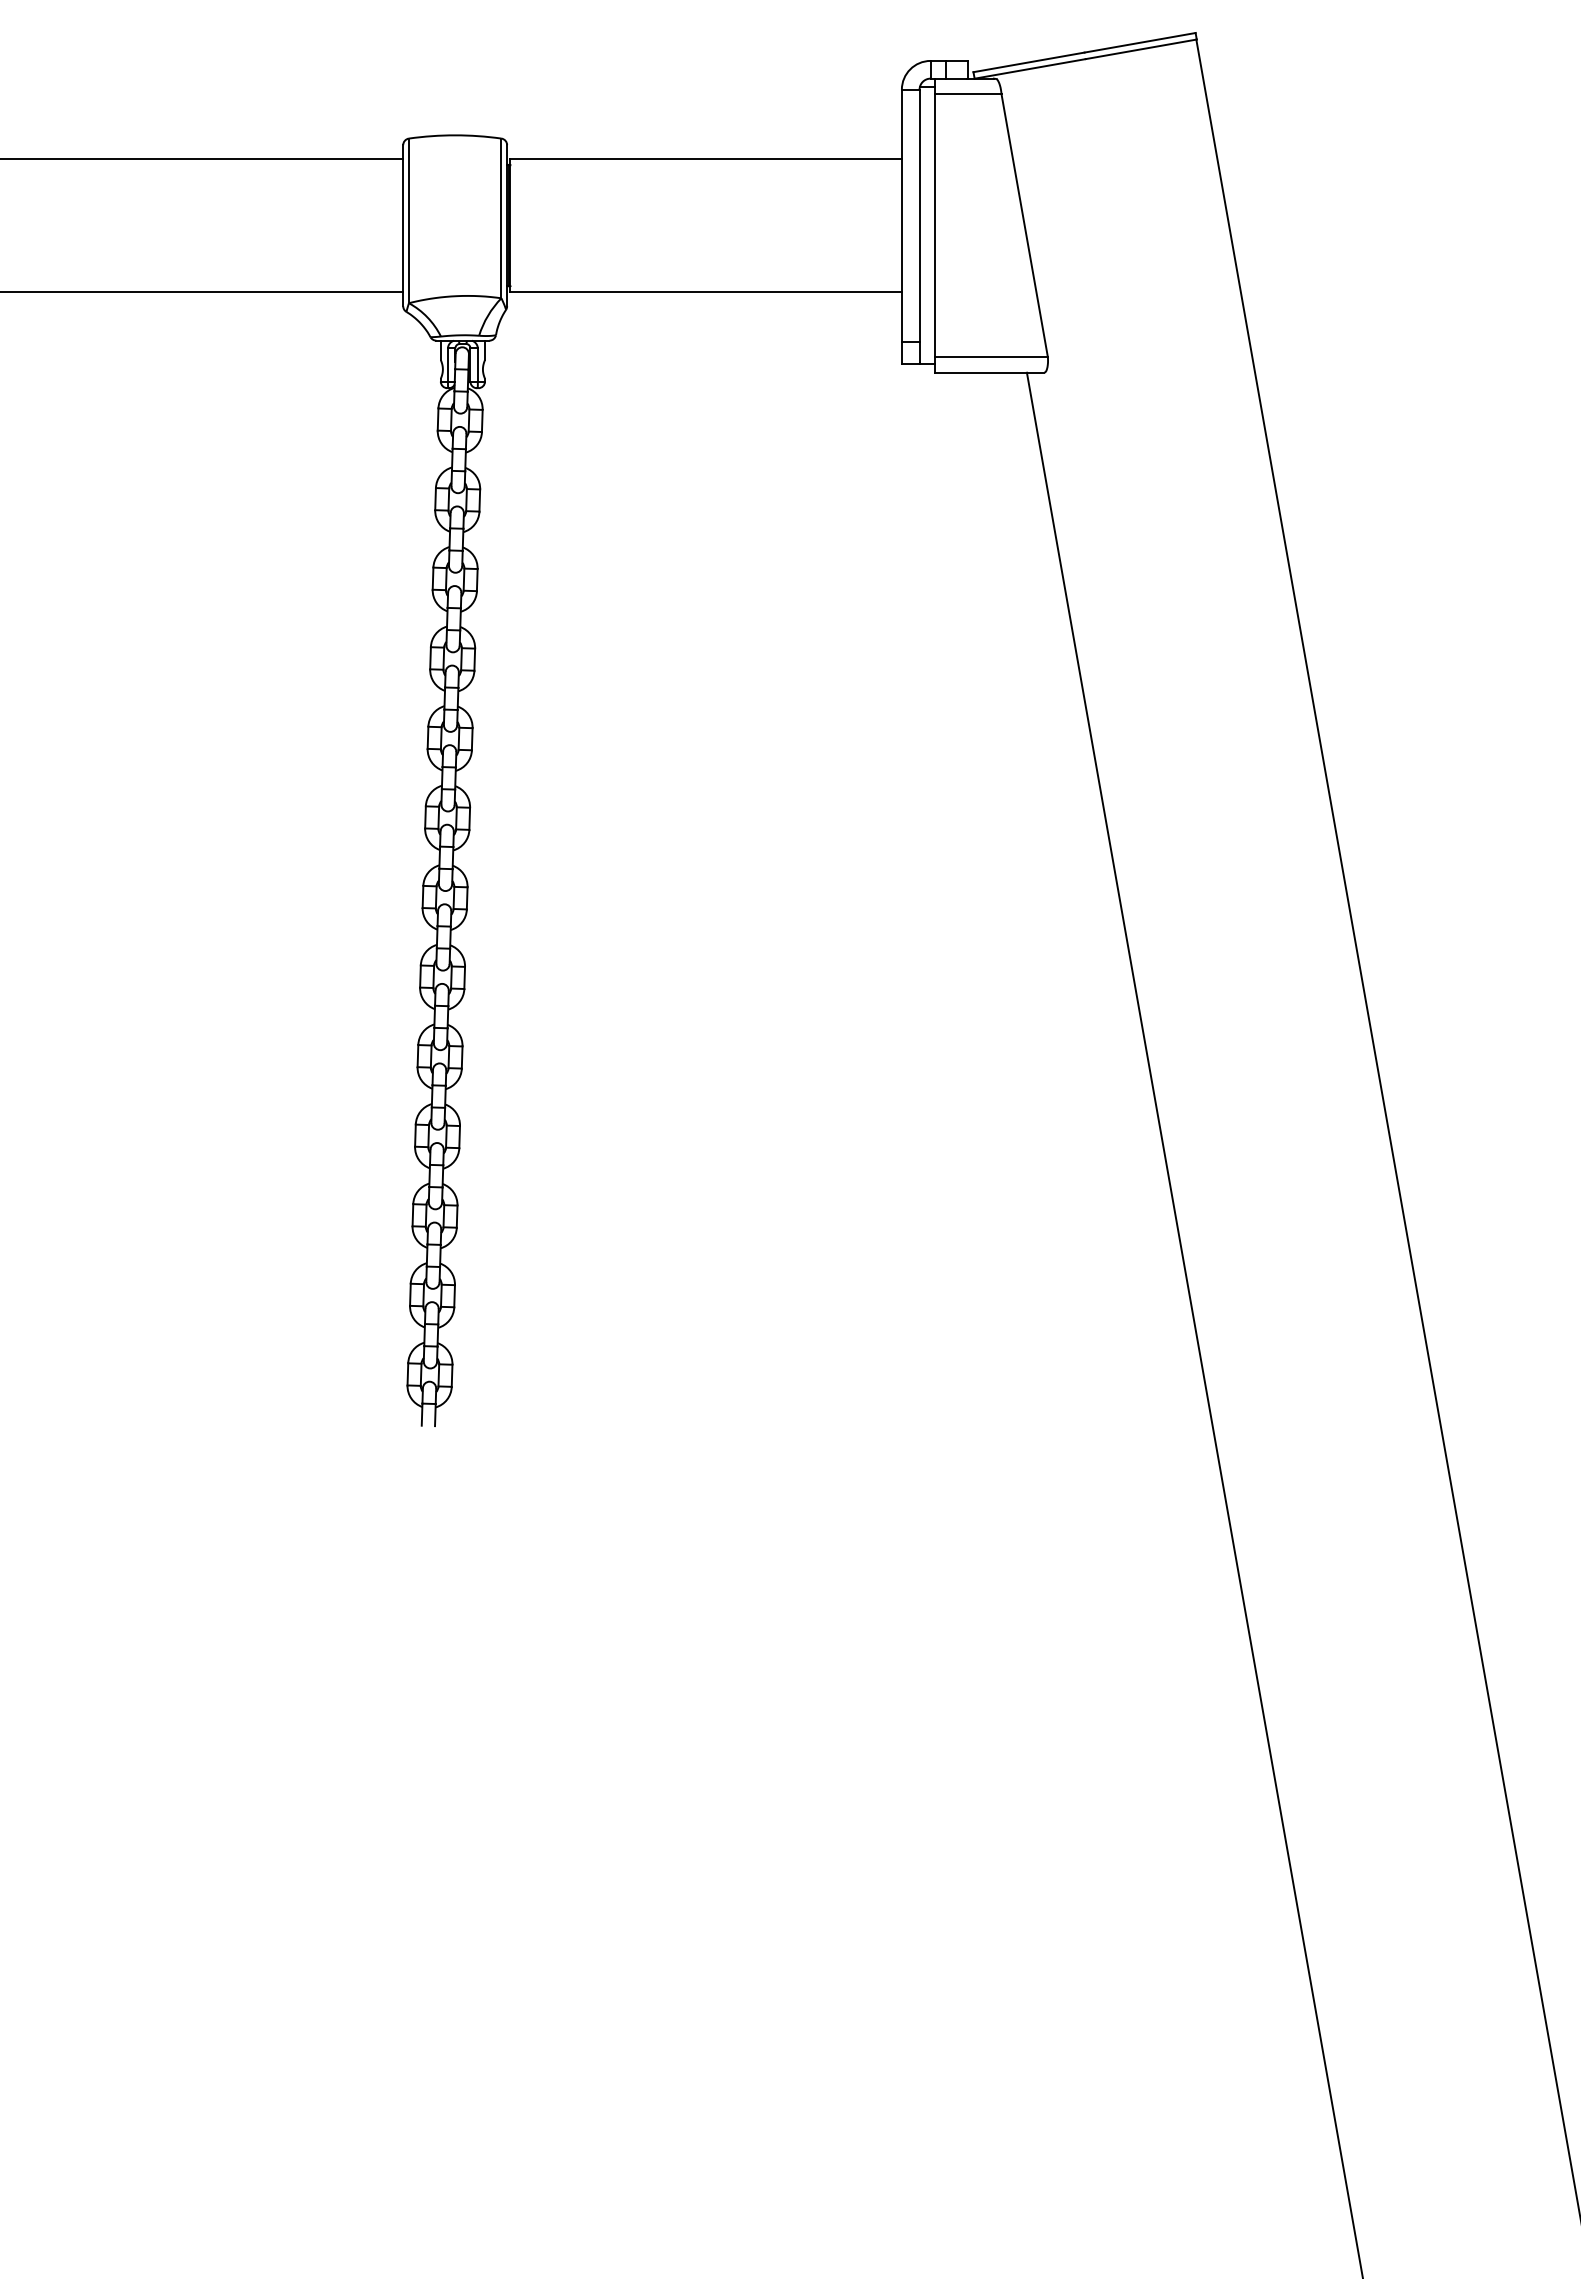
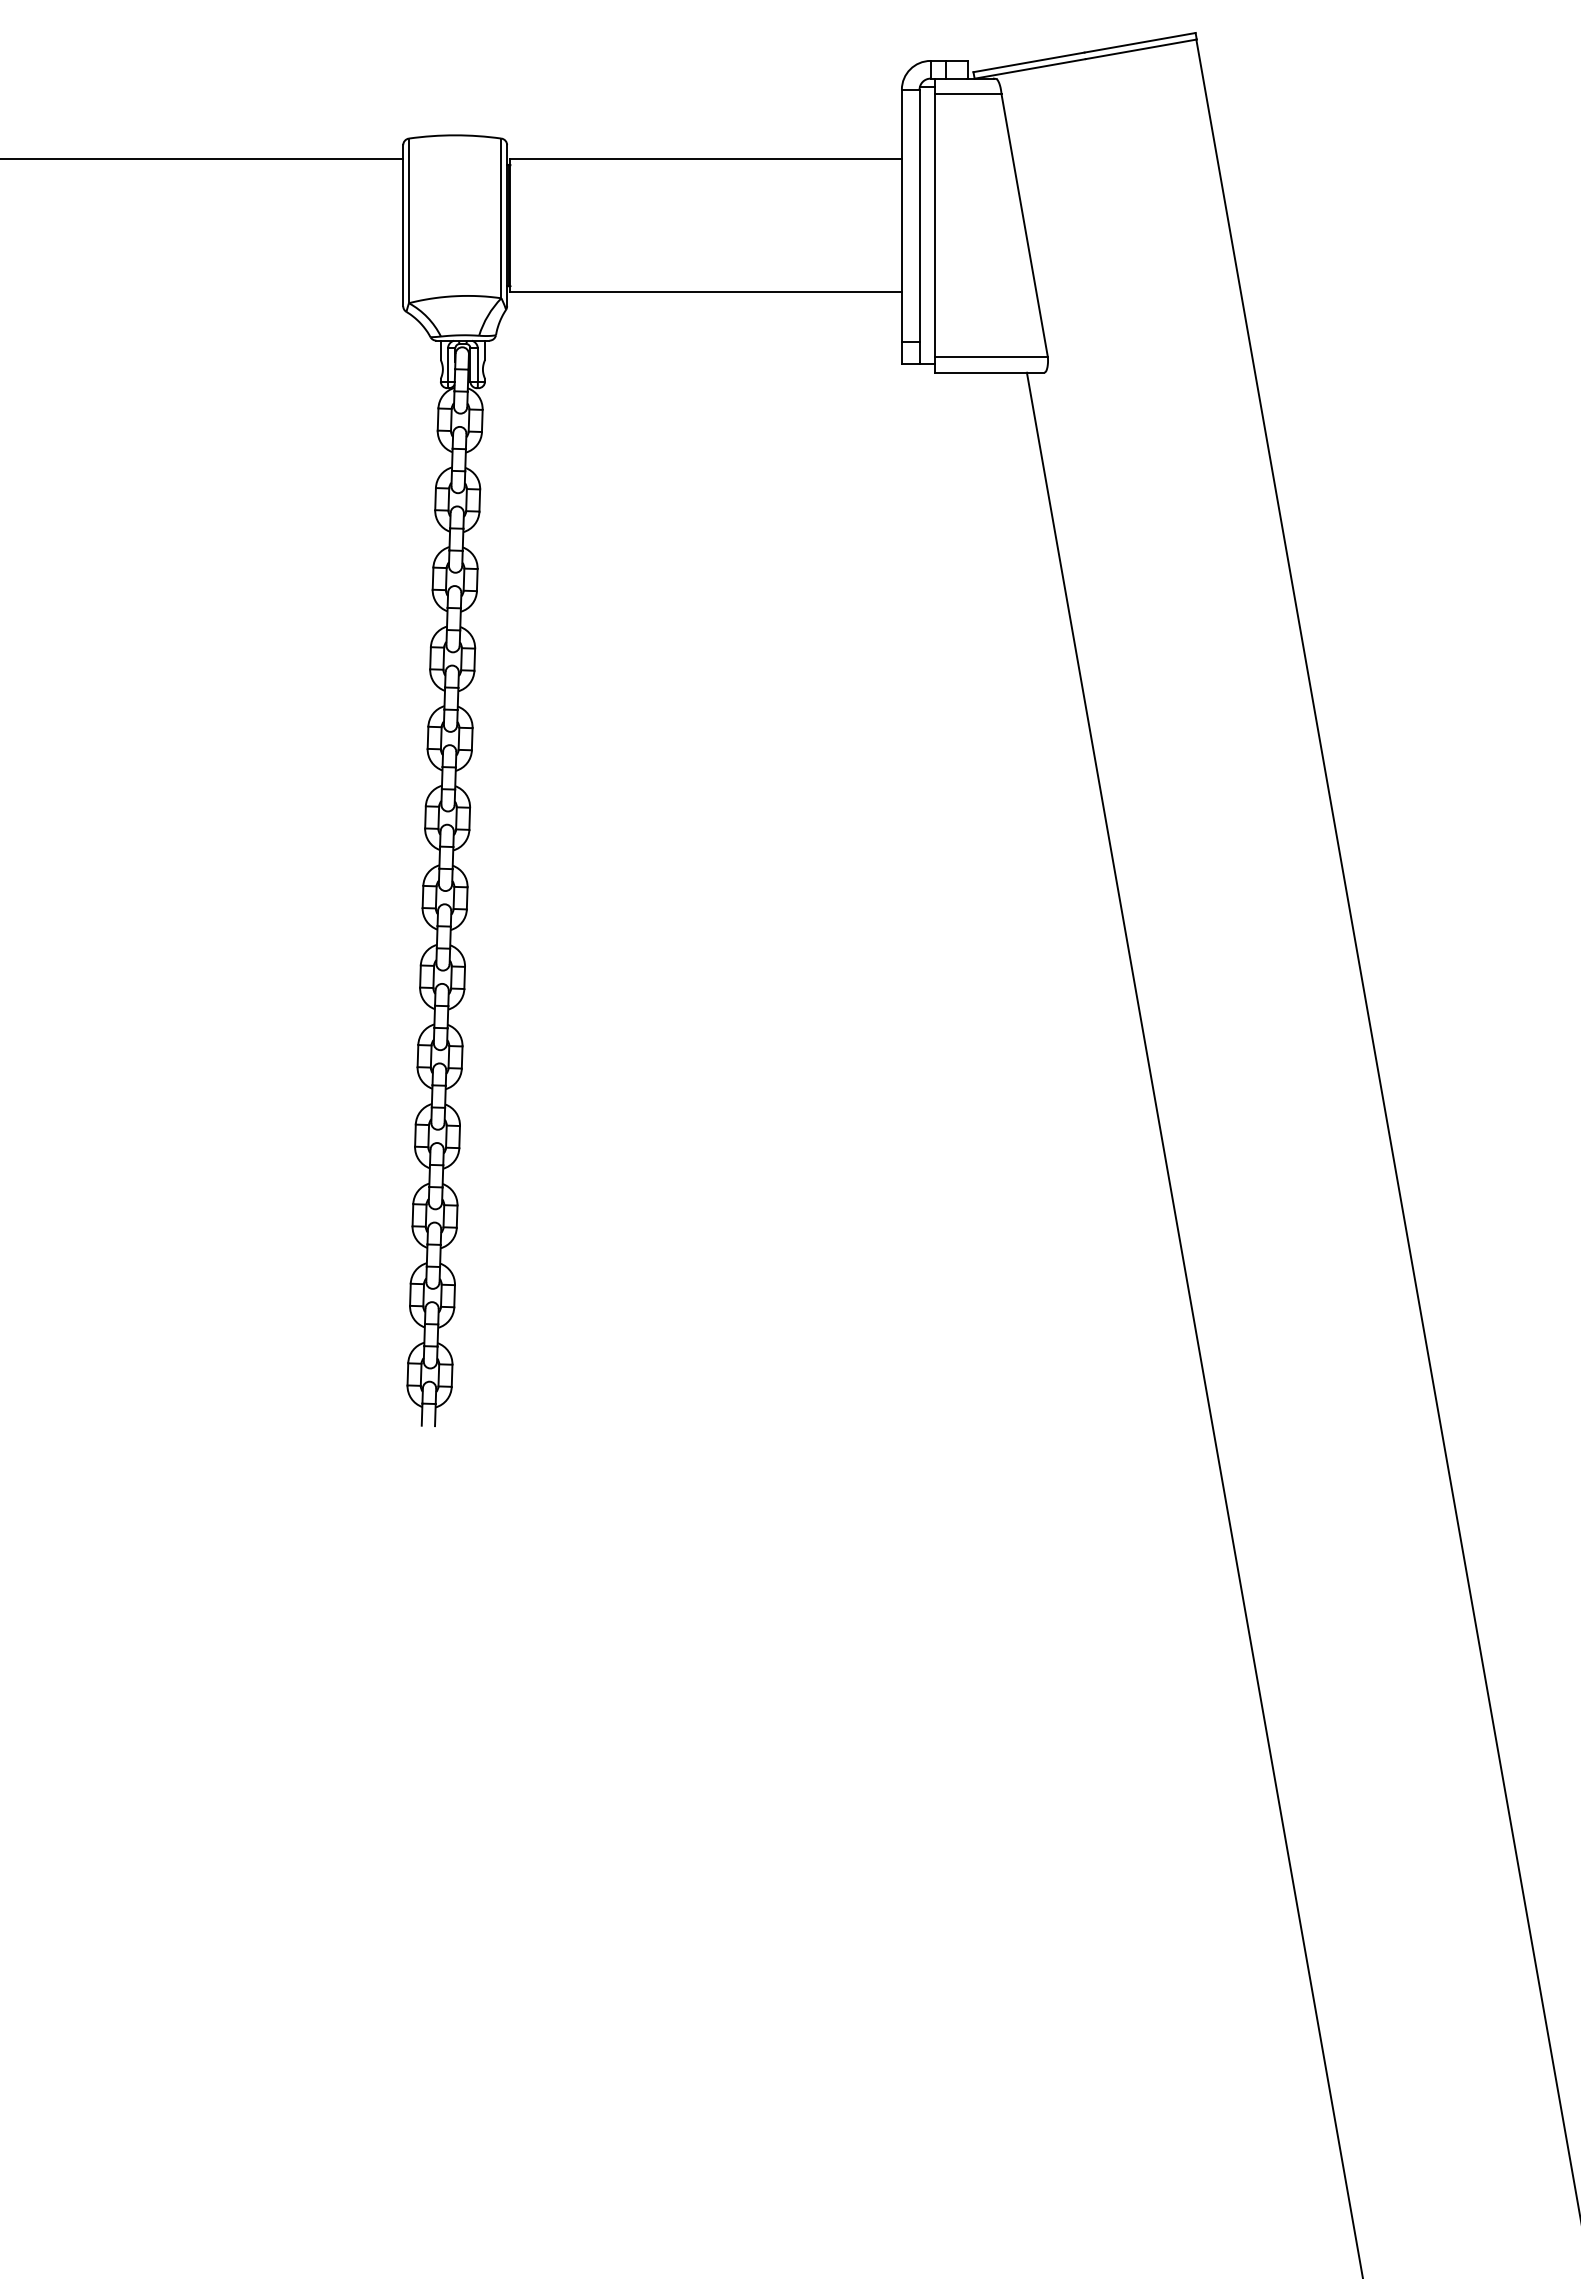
line: present -> none (202, 292)
